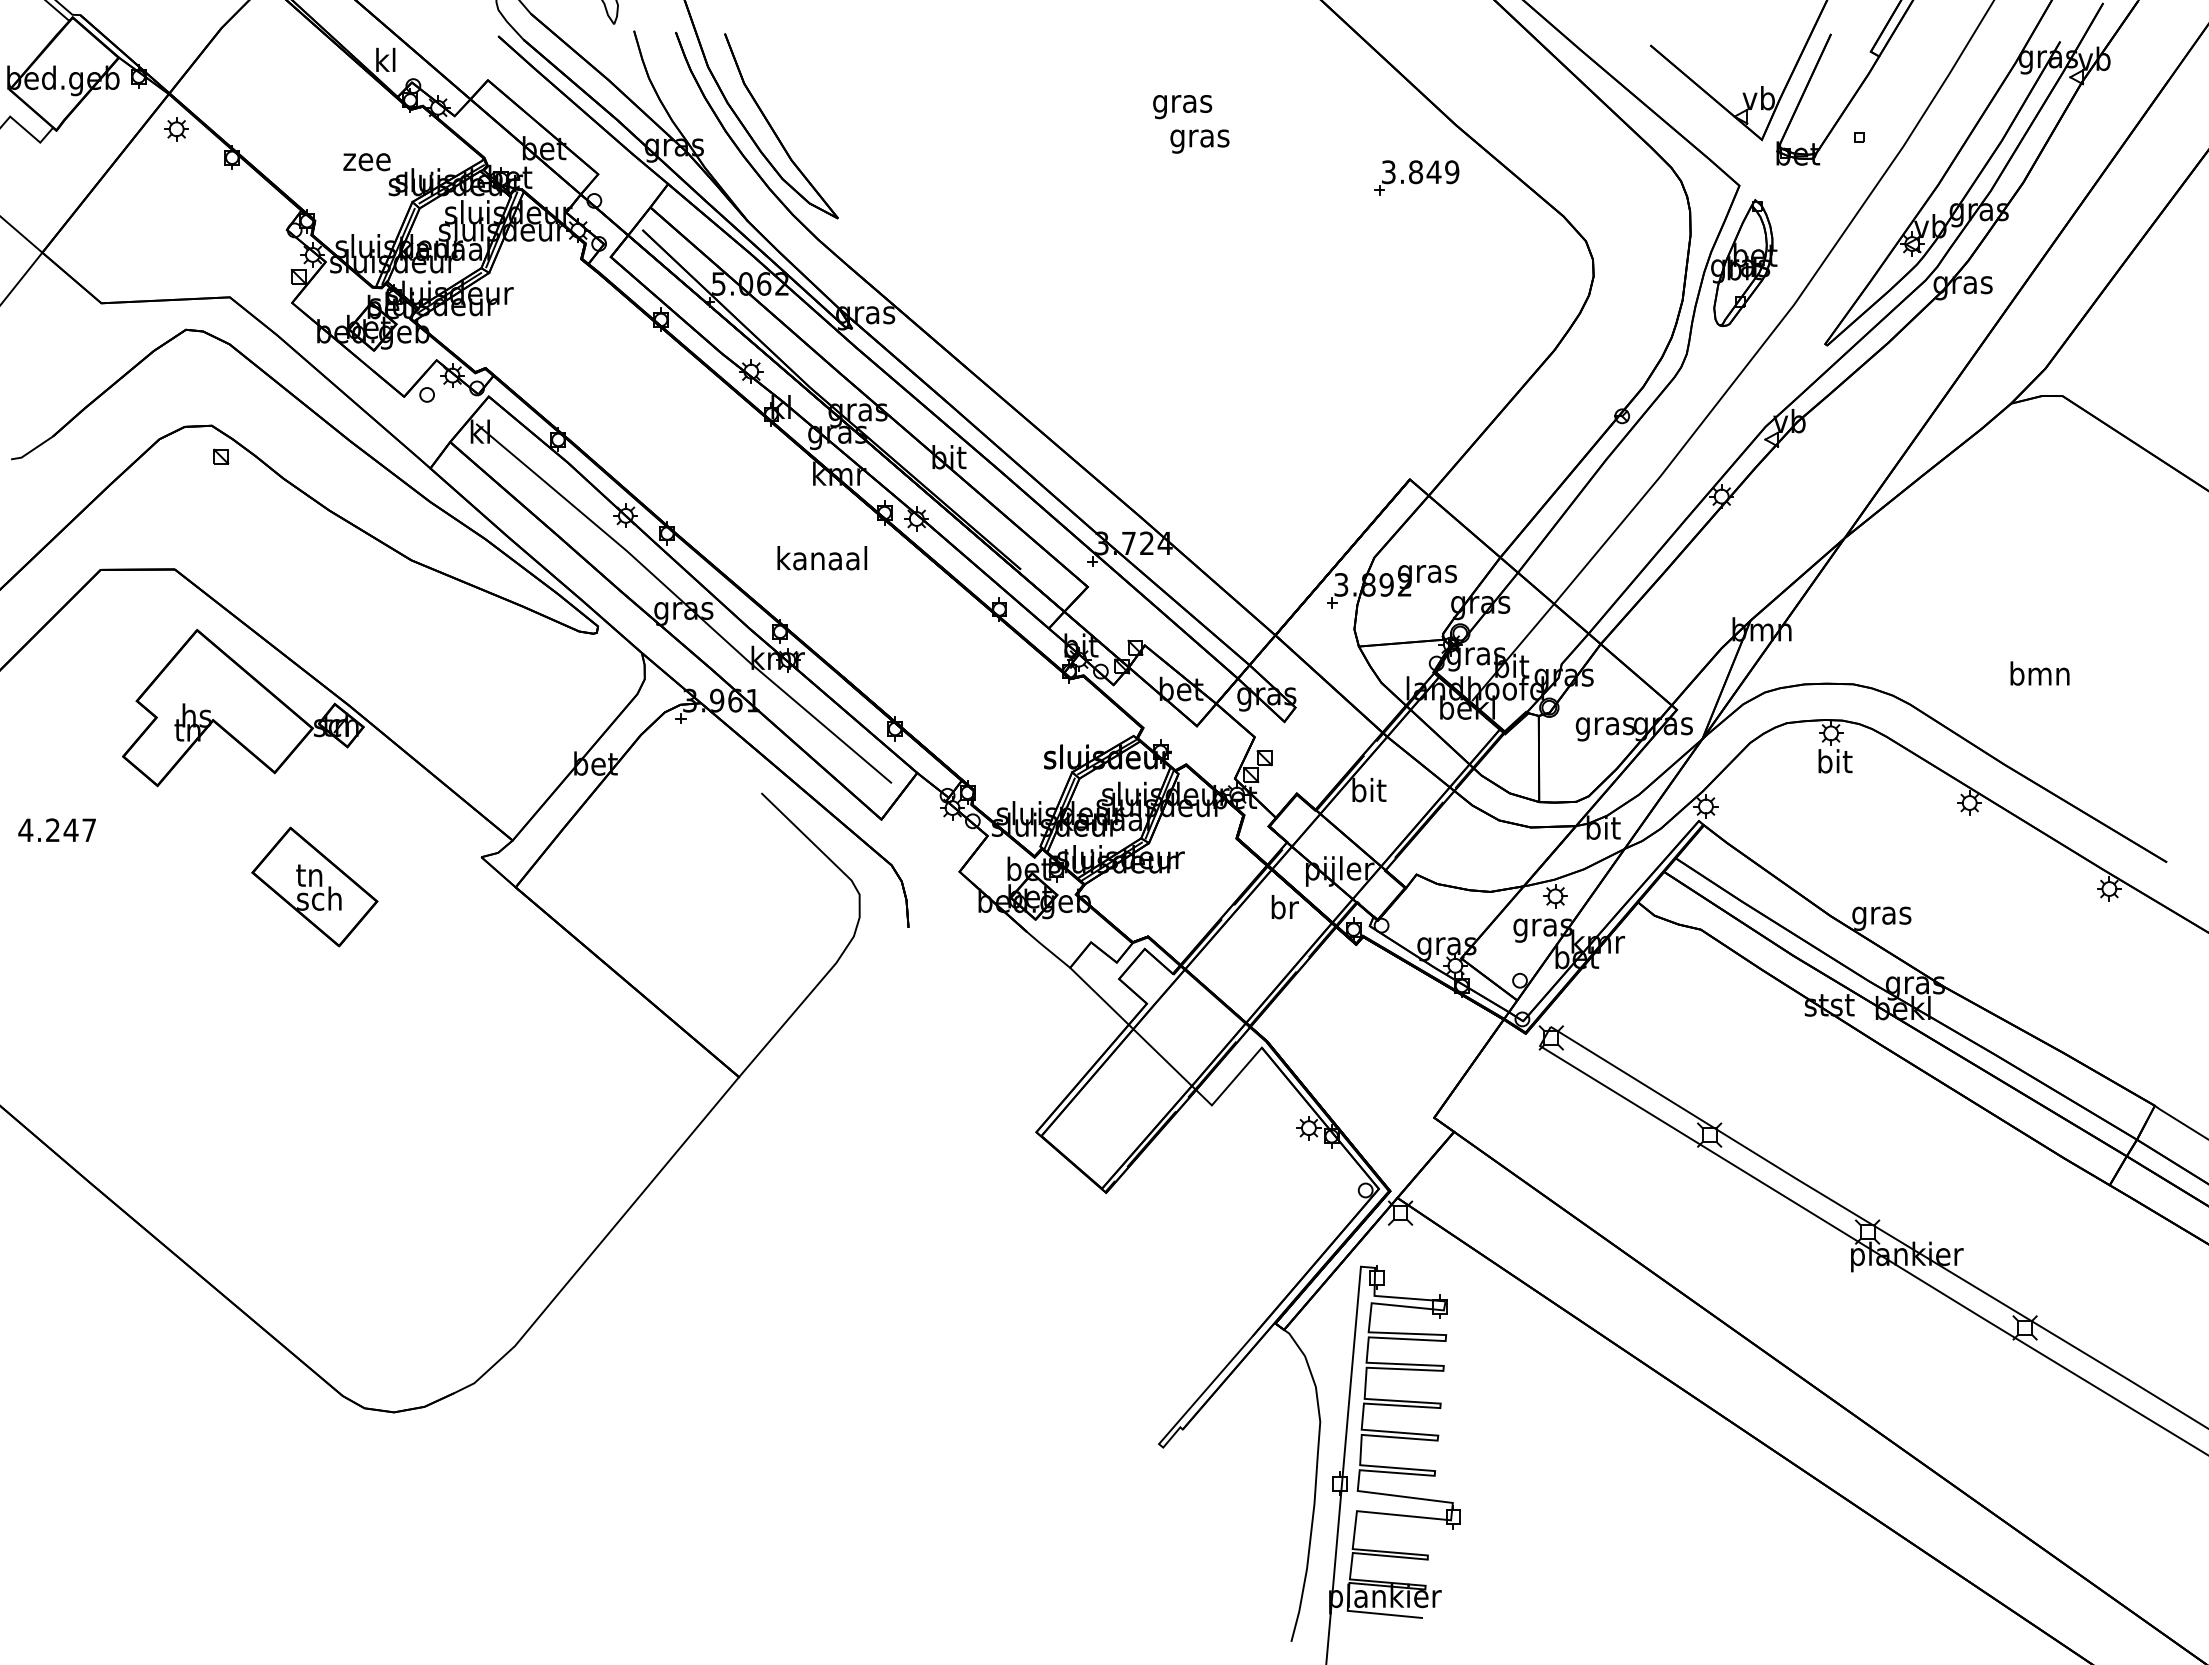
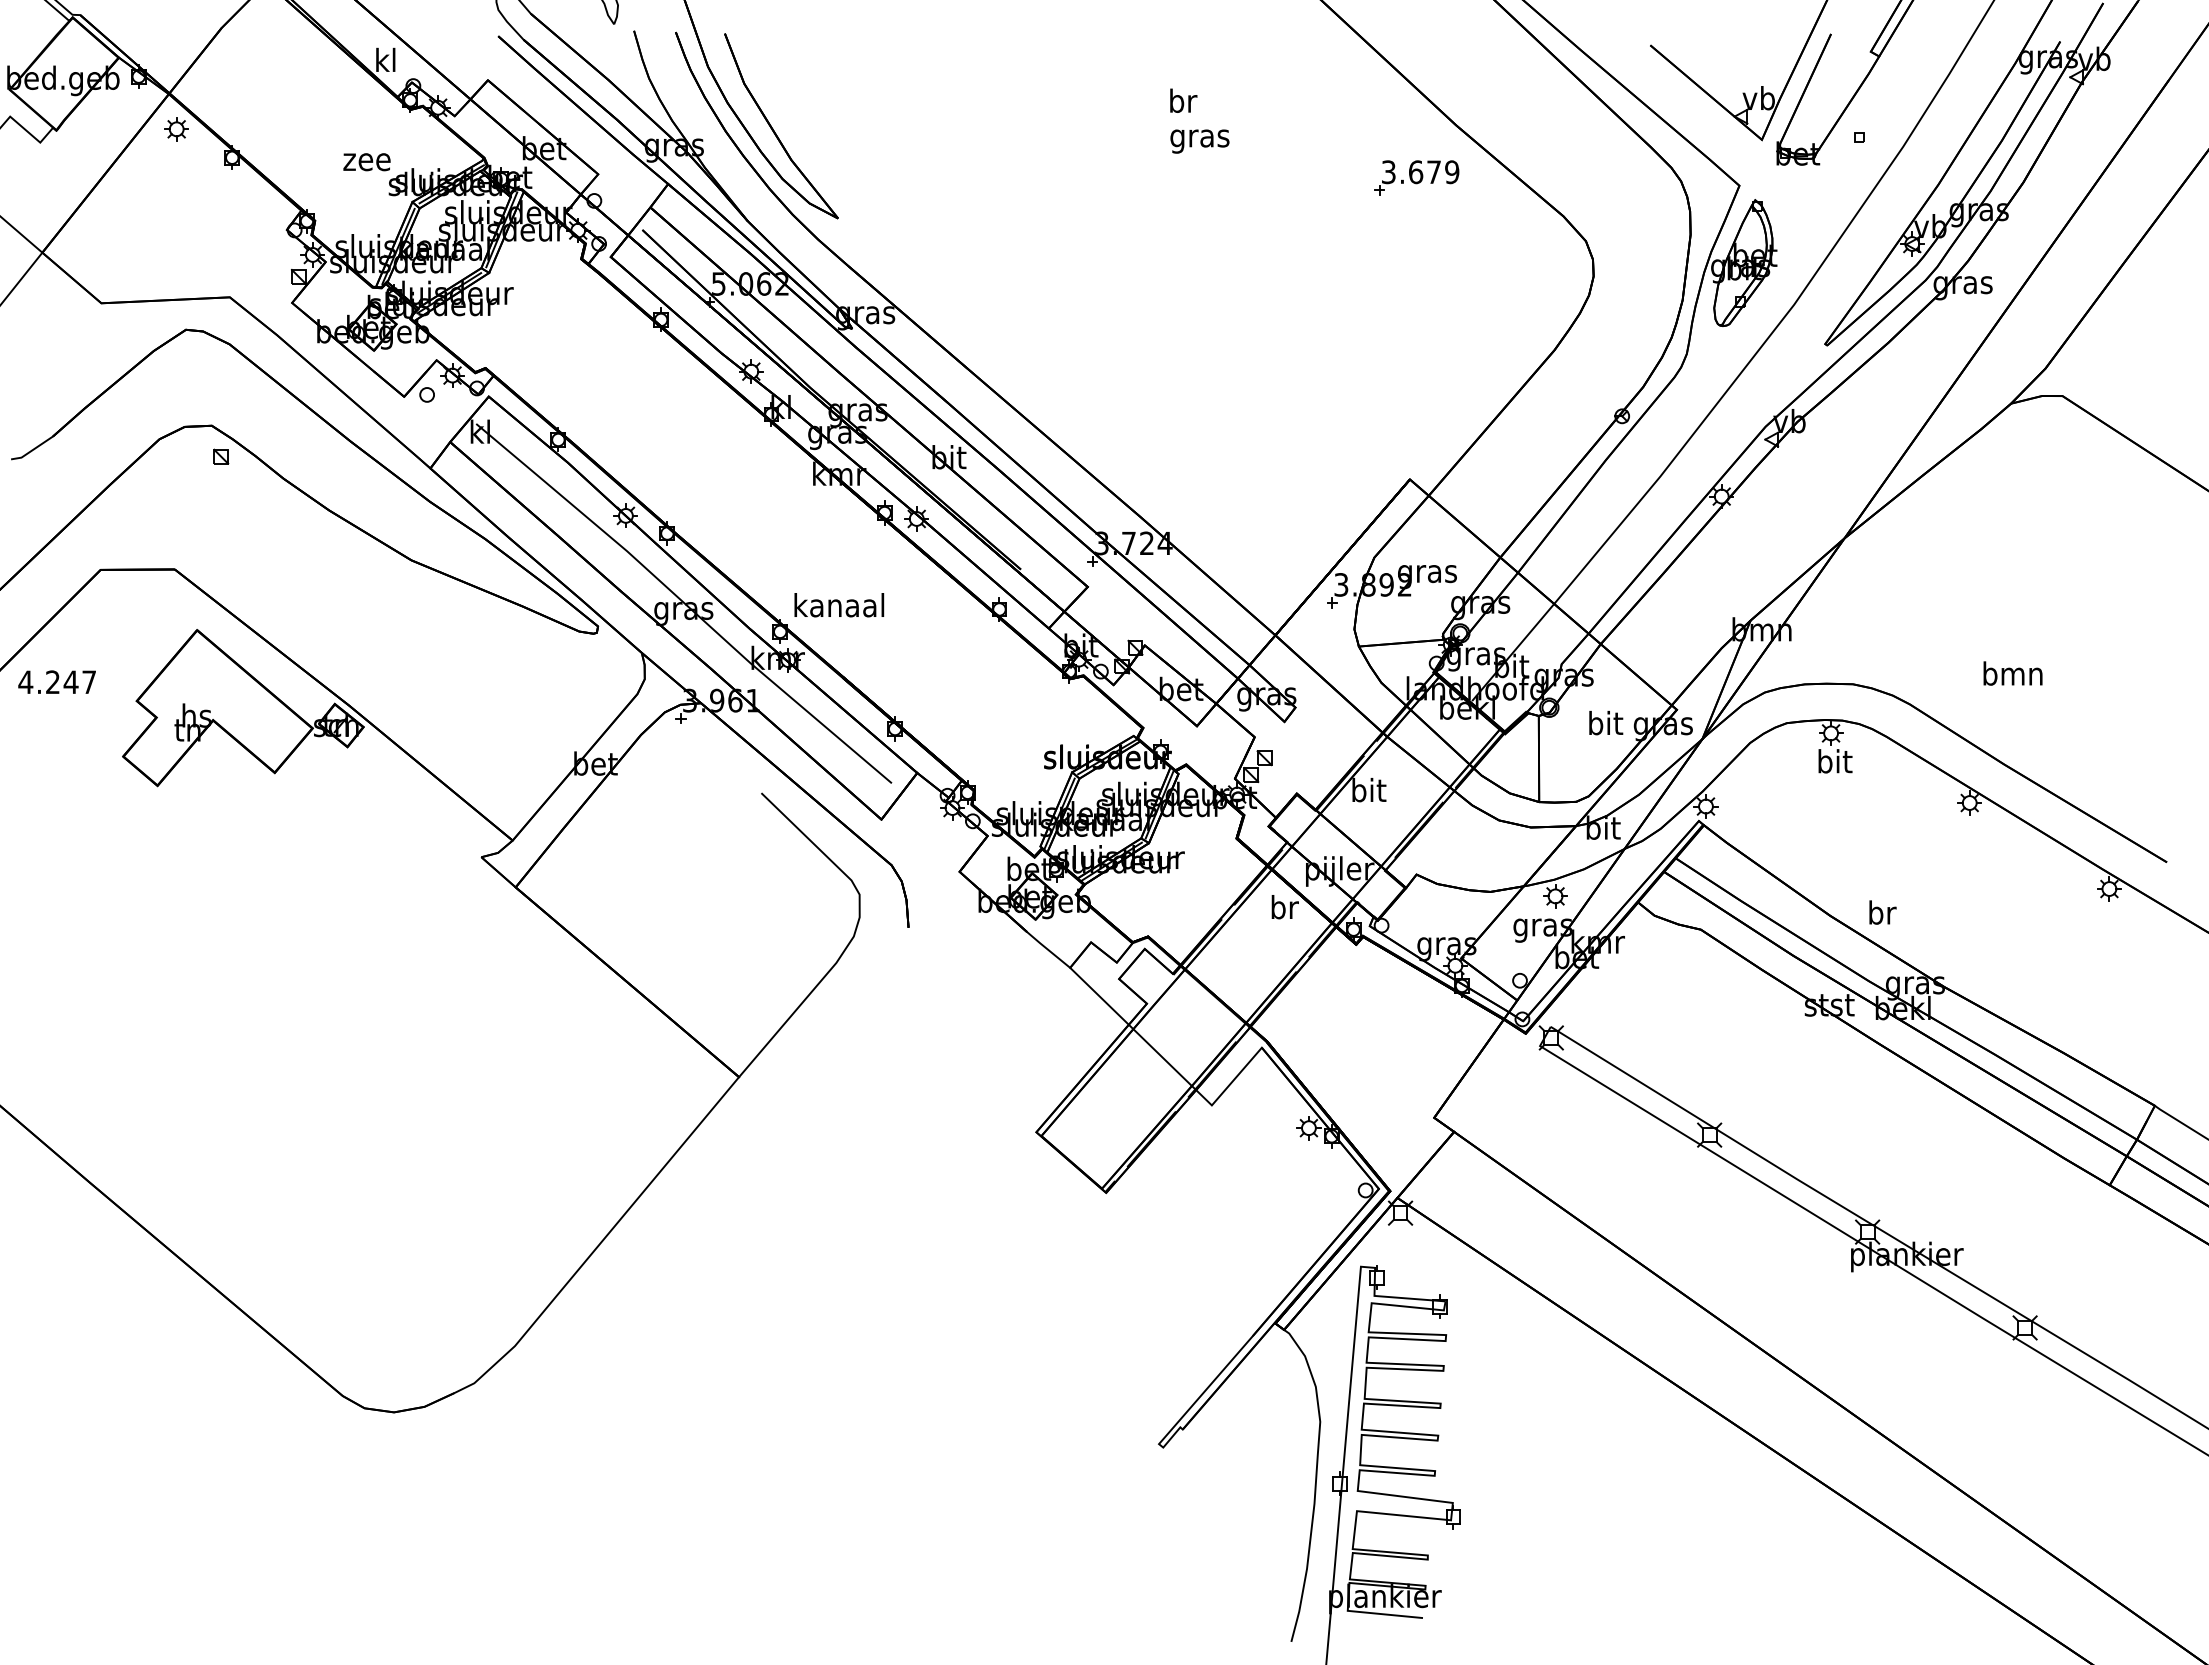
text: gras -> br (1182, 103)
text: 3.849 -> 3.679 (1425, 171)
text position: (822, 558) -> (839, 605) (839, 605)
text position: (2039, 673) -> (2012, 673) (2012, 673)
text: gras -> bit (1604, 725)
text position: (56, 829) -> (56, 681) (56, 681)
part: present -> none (314, 886)
text: gras -> br (1881, 915)
